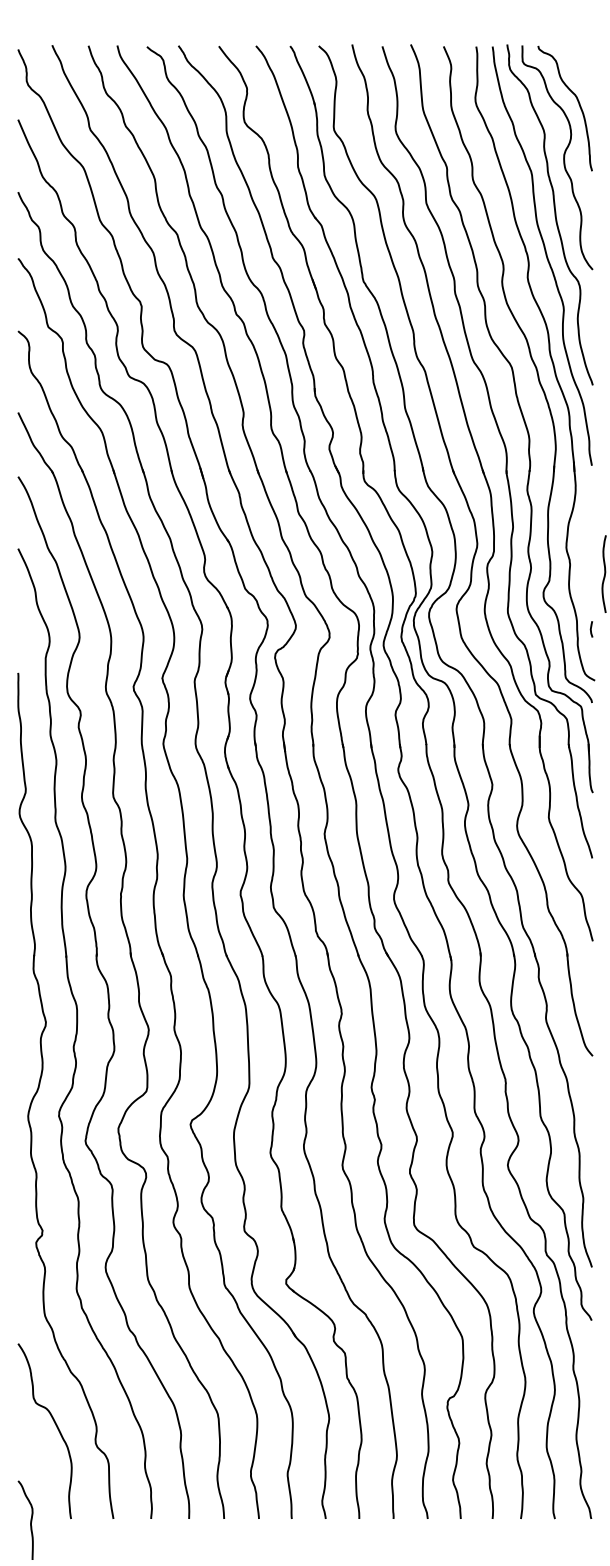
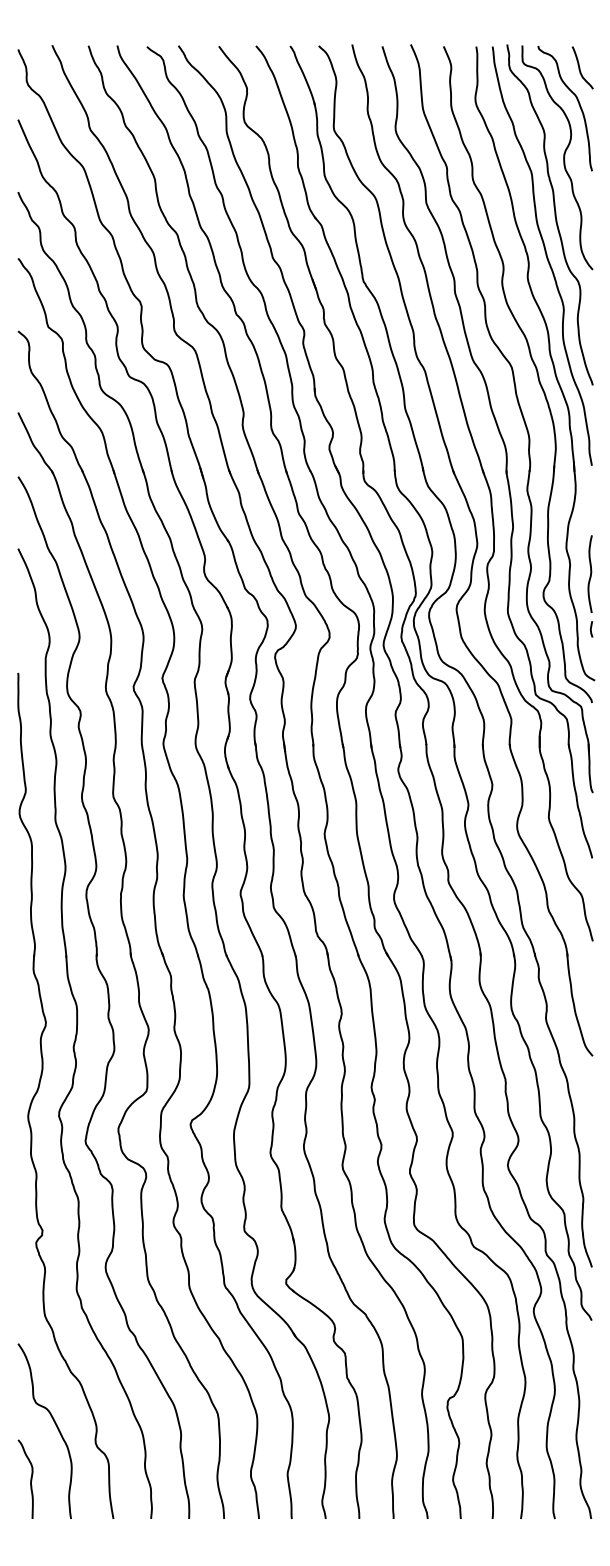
curve: none -> present (580, 67)
curve position: (604, 573) -> (590, 573) (590, 573)
curve position: (30, 1519) -> (30, 1478) (30, 1478)
